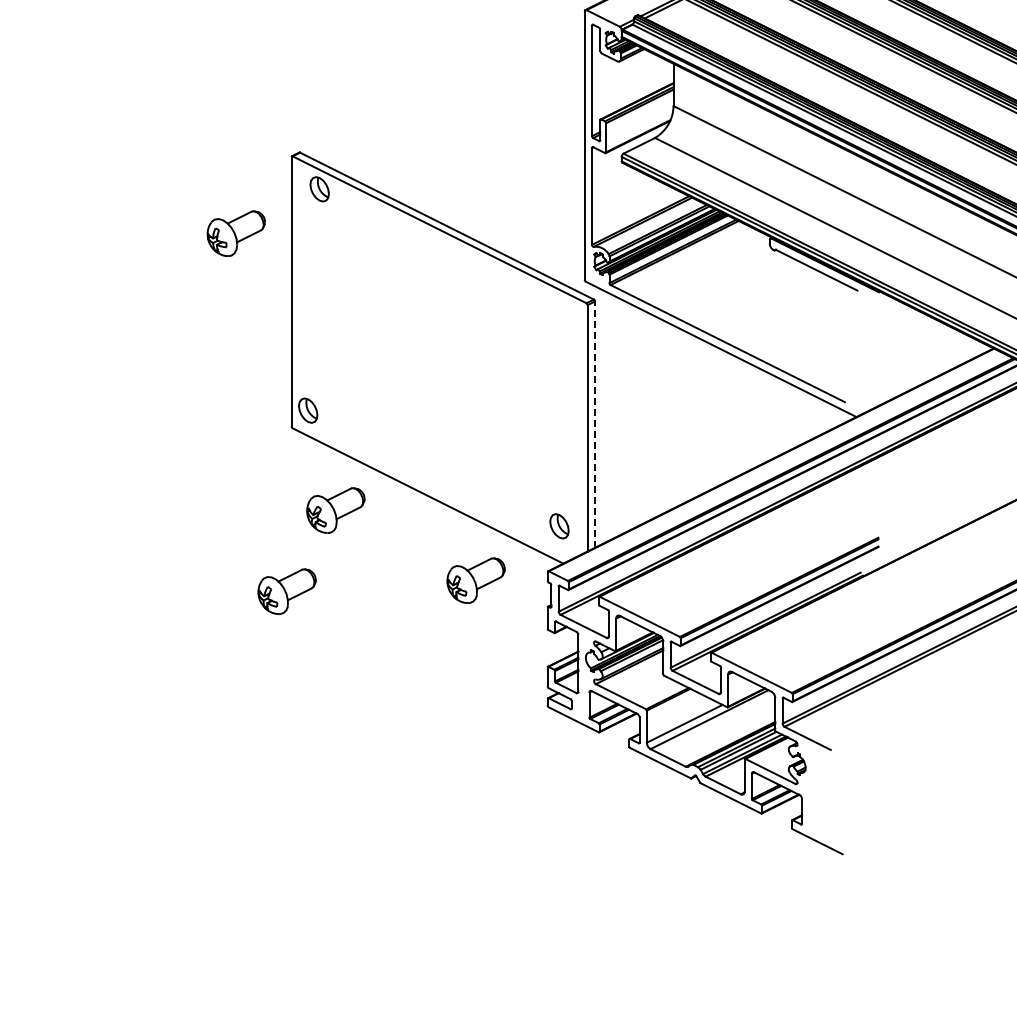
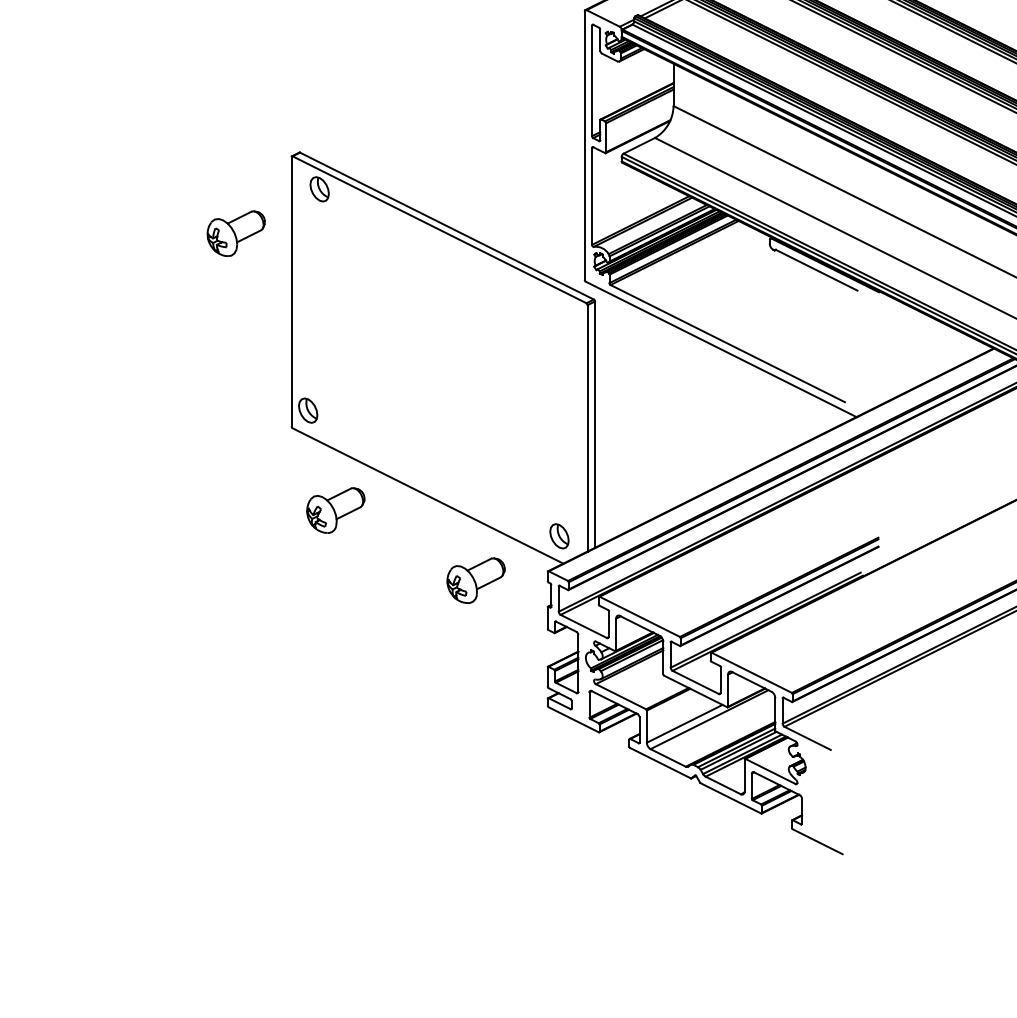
line: dashed -> solid (595, 424)
part position: (559, 526) -> (559, 536) (559, 536)
part: present -> none (286, 591)
